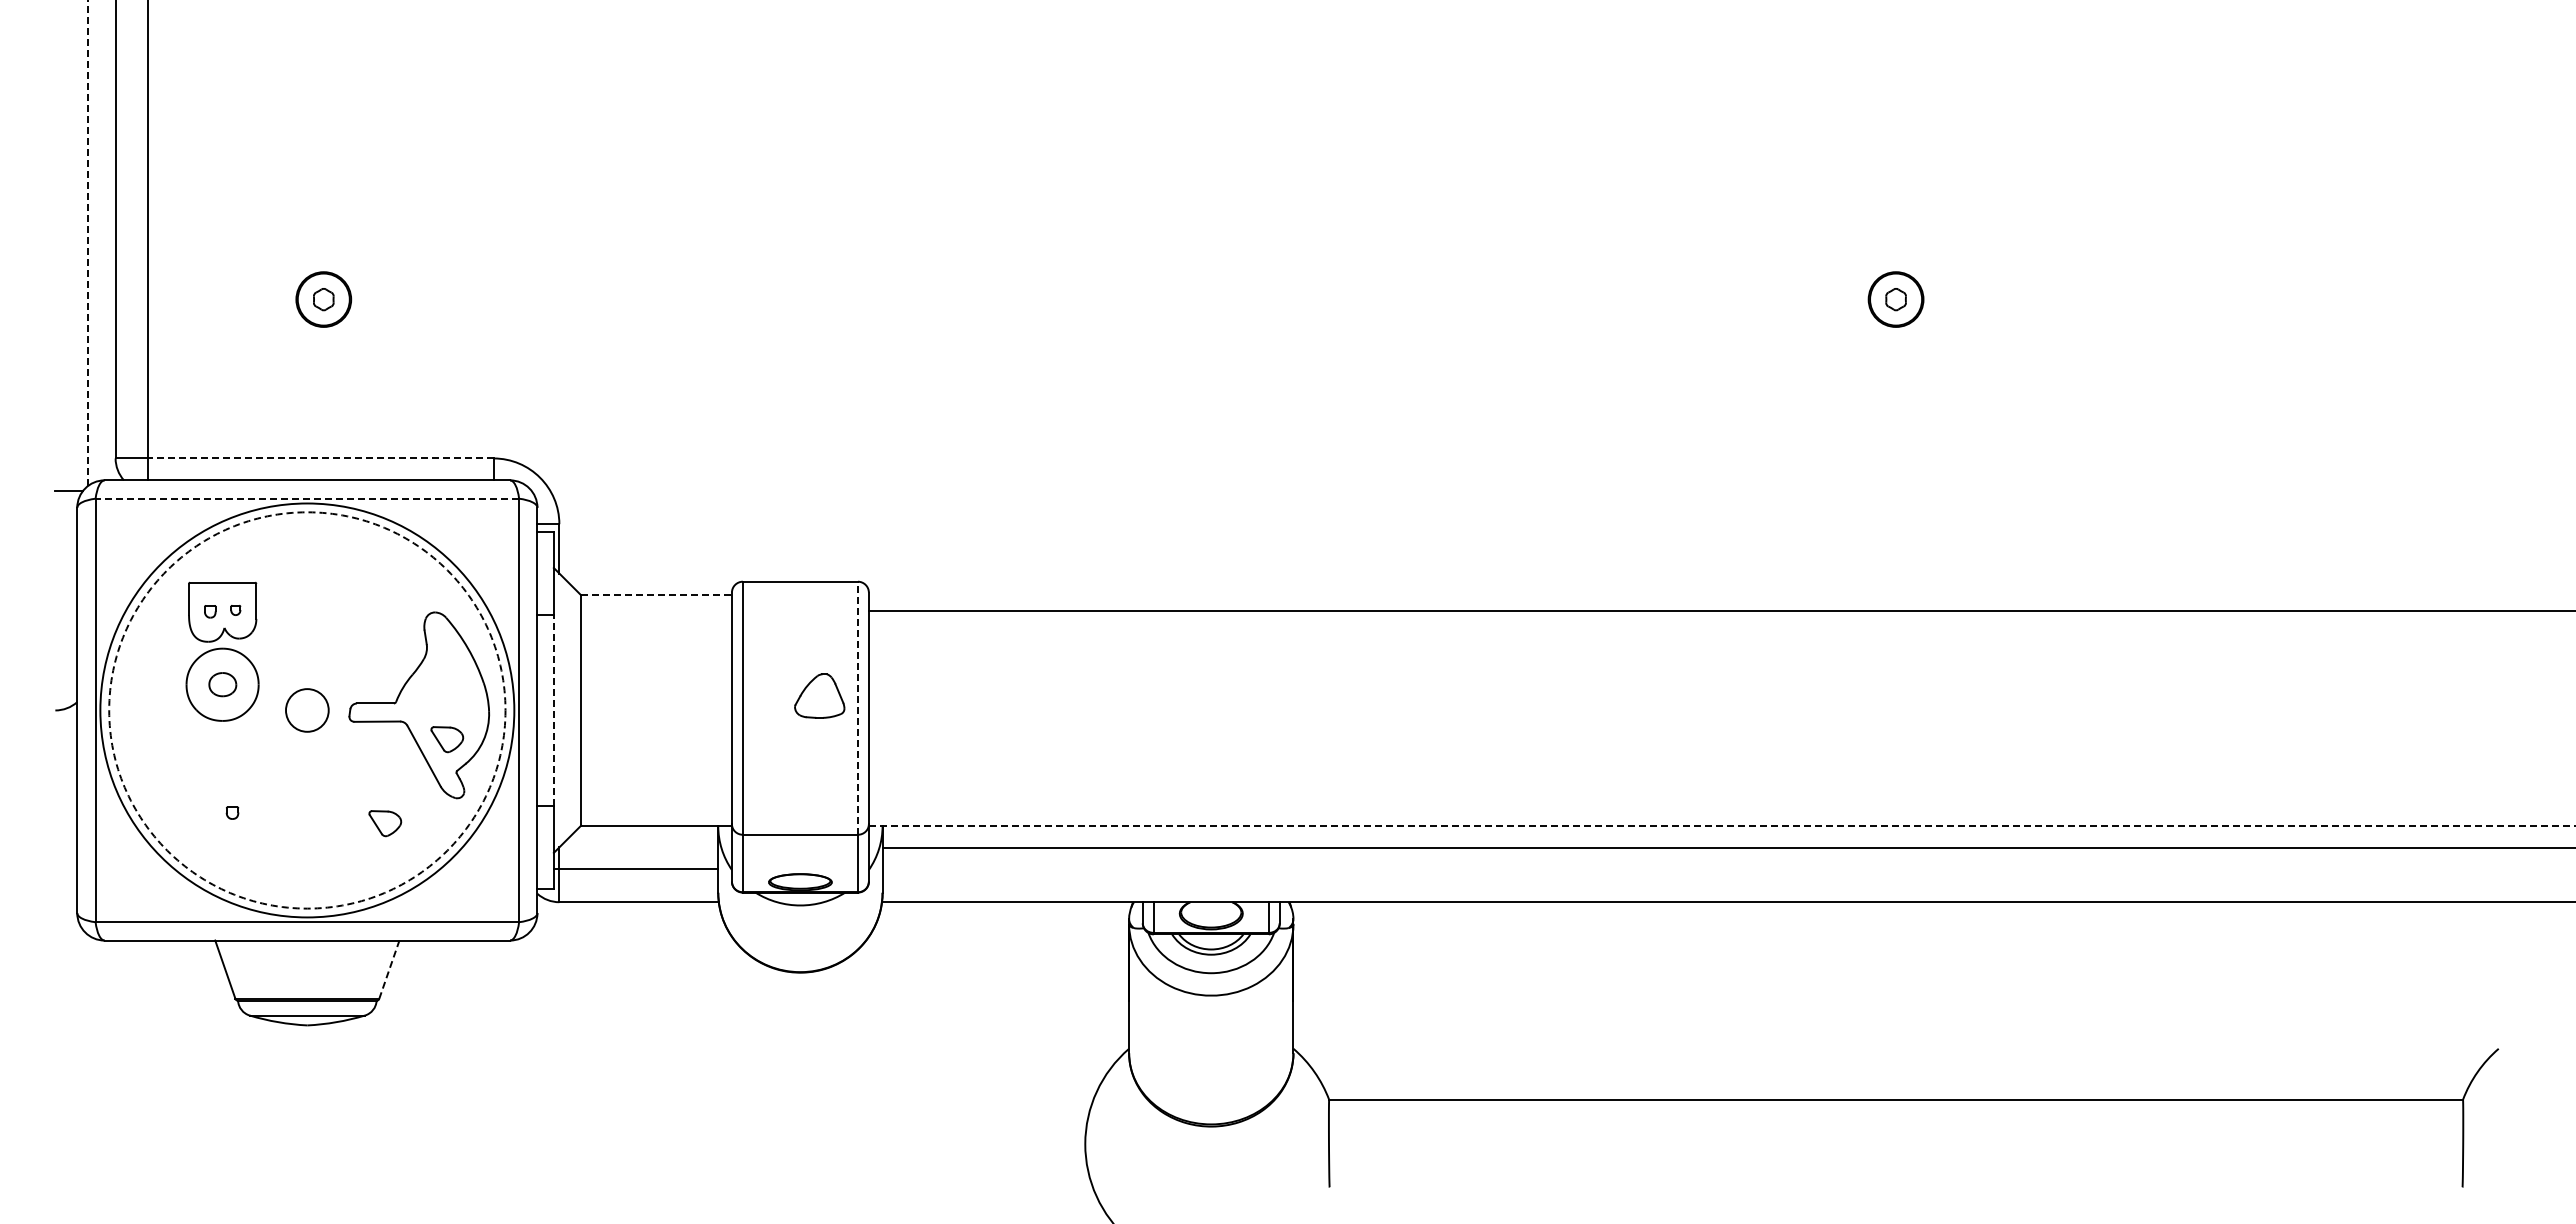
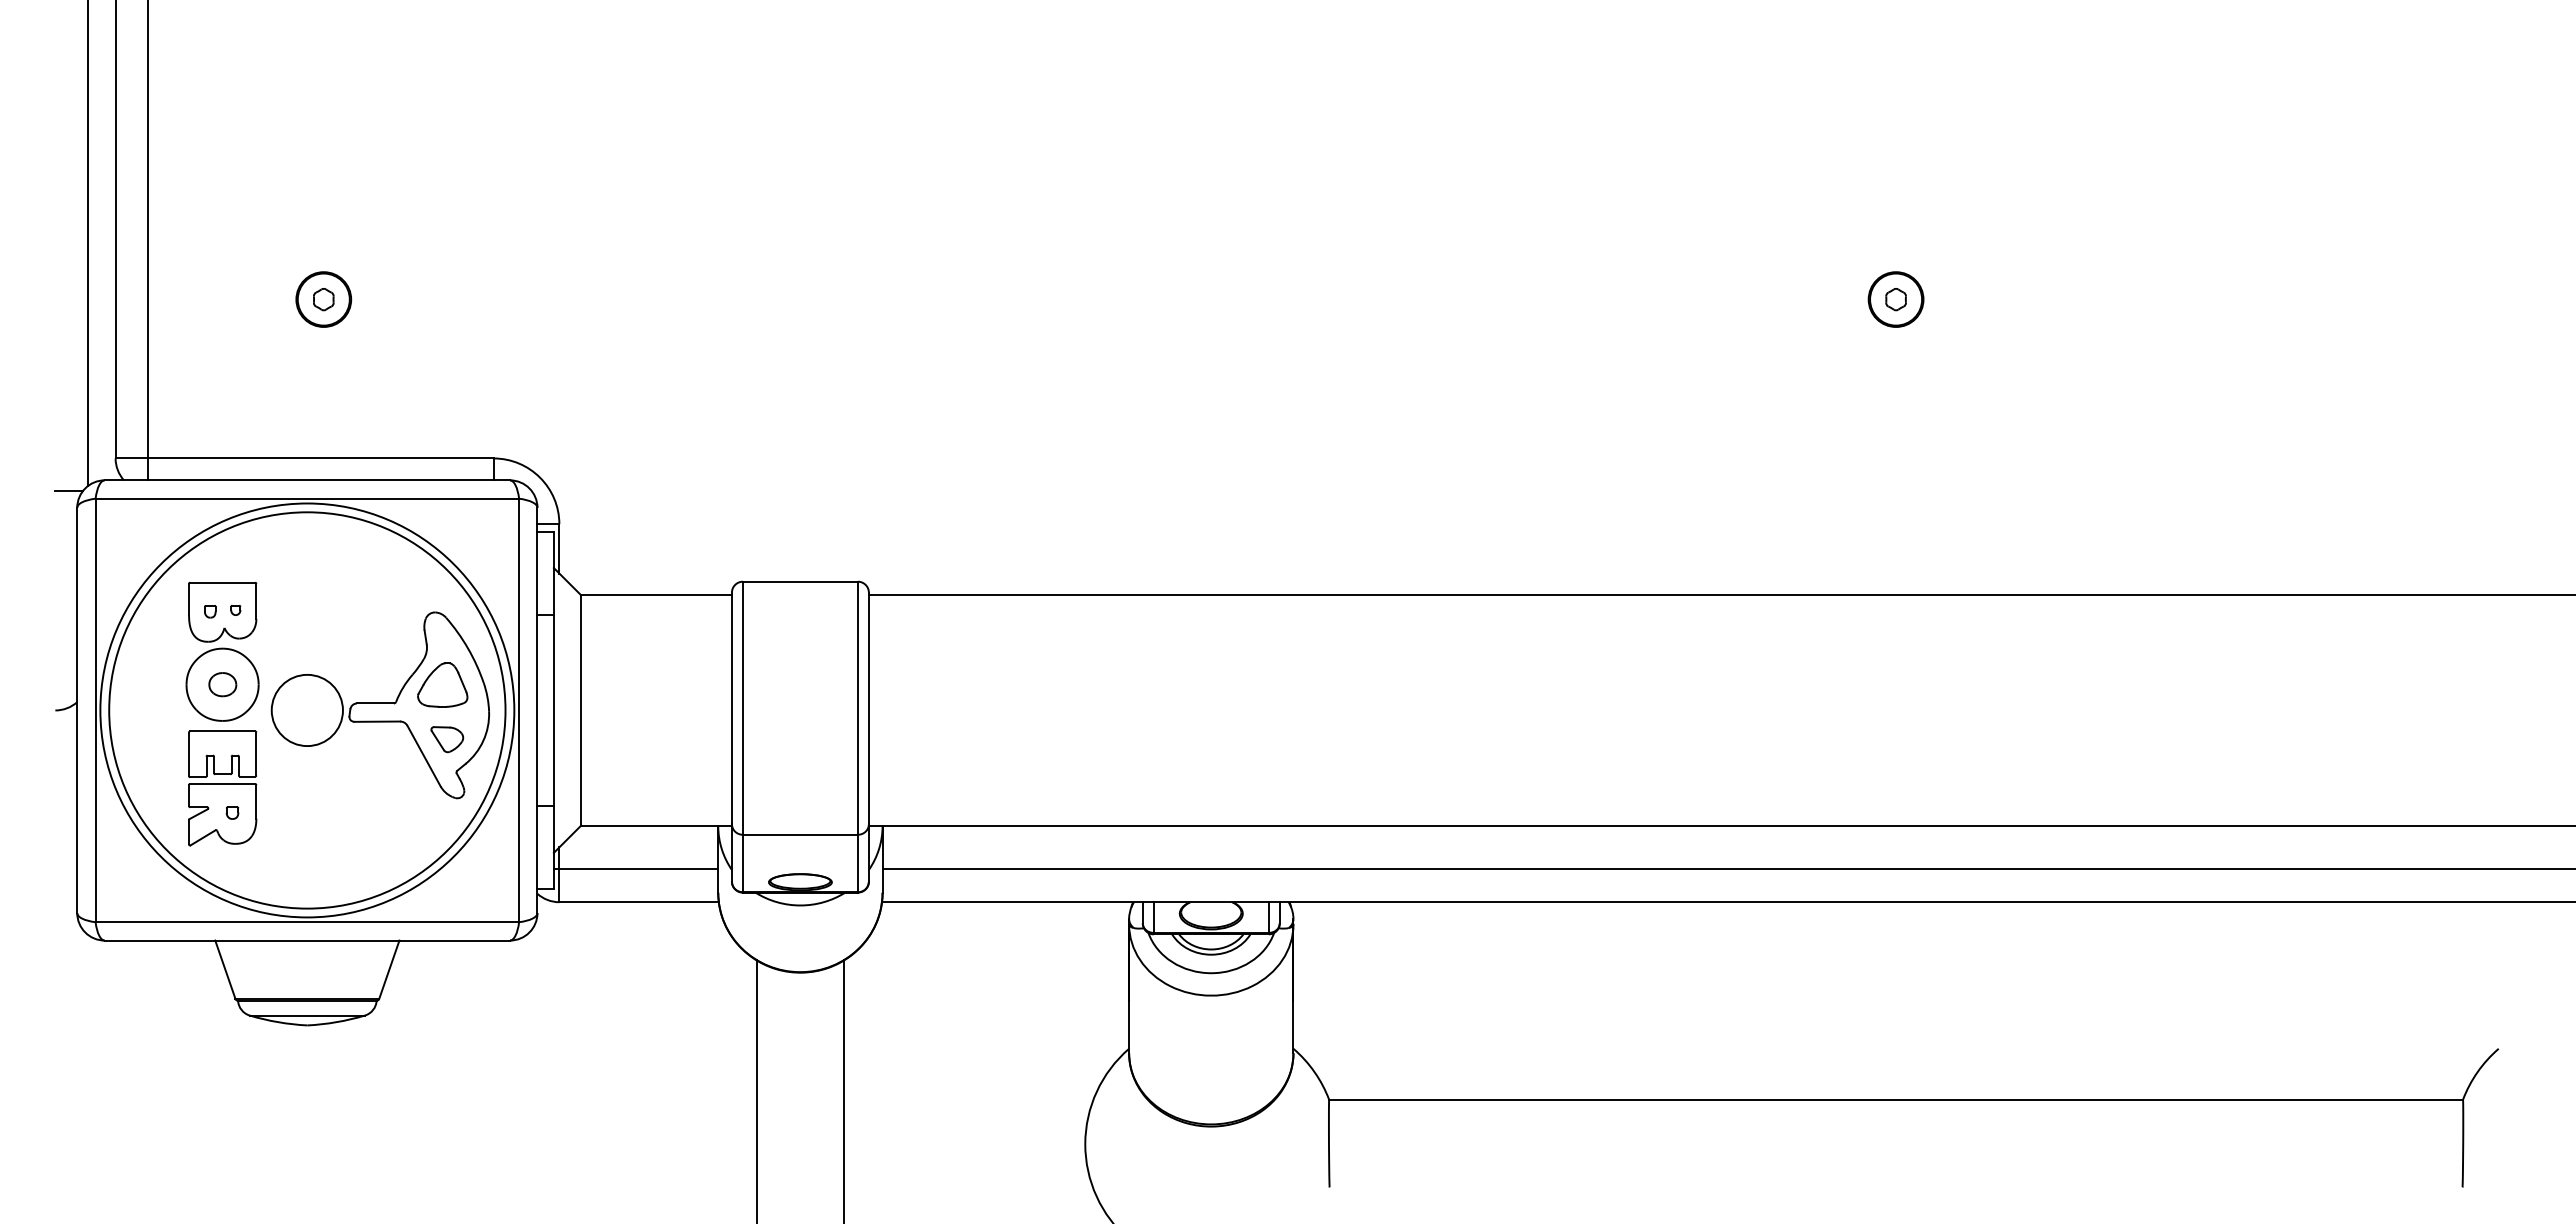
line: dashed -> solid (88, 242)
line: dashed -> solid (321, 458)
line: dashed -> solid (307, 498)
line: dashed -> solid (657, 595)
line position: (1720, 611) -> (1720, 595) (1720, 595)
part position: (819, 695) -> (442, 684) (442, 684)
line: dashed -> solid (857, 708)
circle diameter: 43 px -> 71 px (306, 710)
circle: dashed -> solid (307, 710)
line: dashed -> solid (553, 710)
part: none -> present (222, 788)
part: present -> none (385, 823)
line: dashed -> solid (1722, 825)
line position: (1727, 848) -> (1727, 869) (1727, 869)
line: dashed -> solid (389, 969)
line: none -> present (756, 1090)
line: none -> present (844, 1090)
